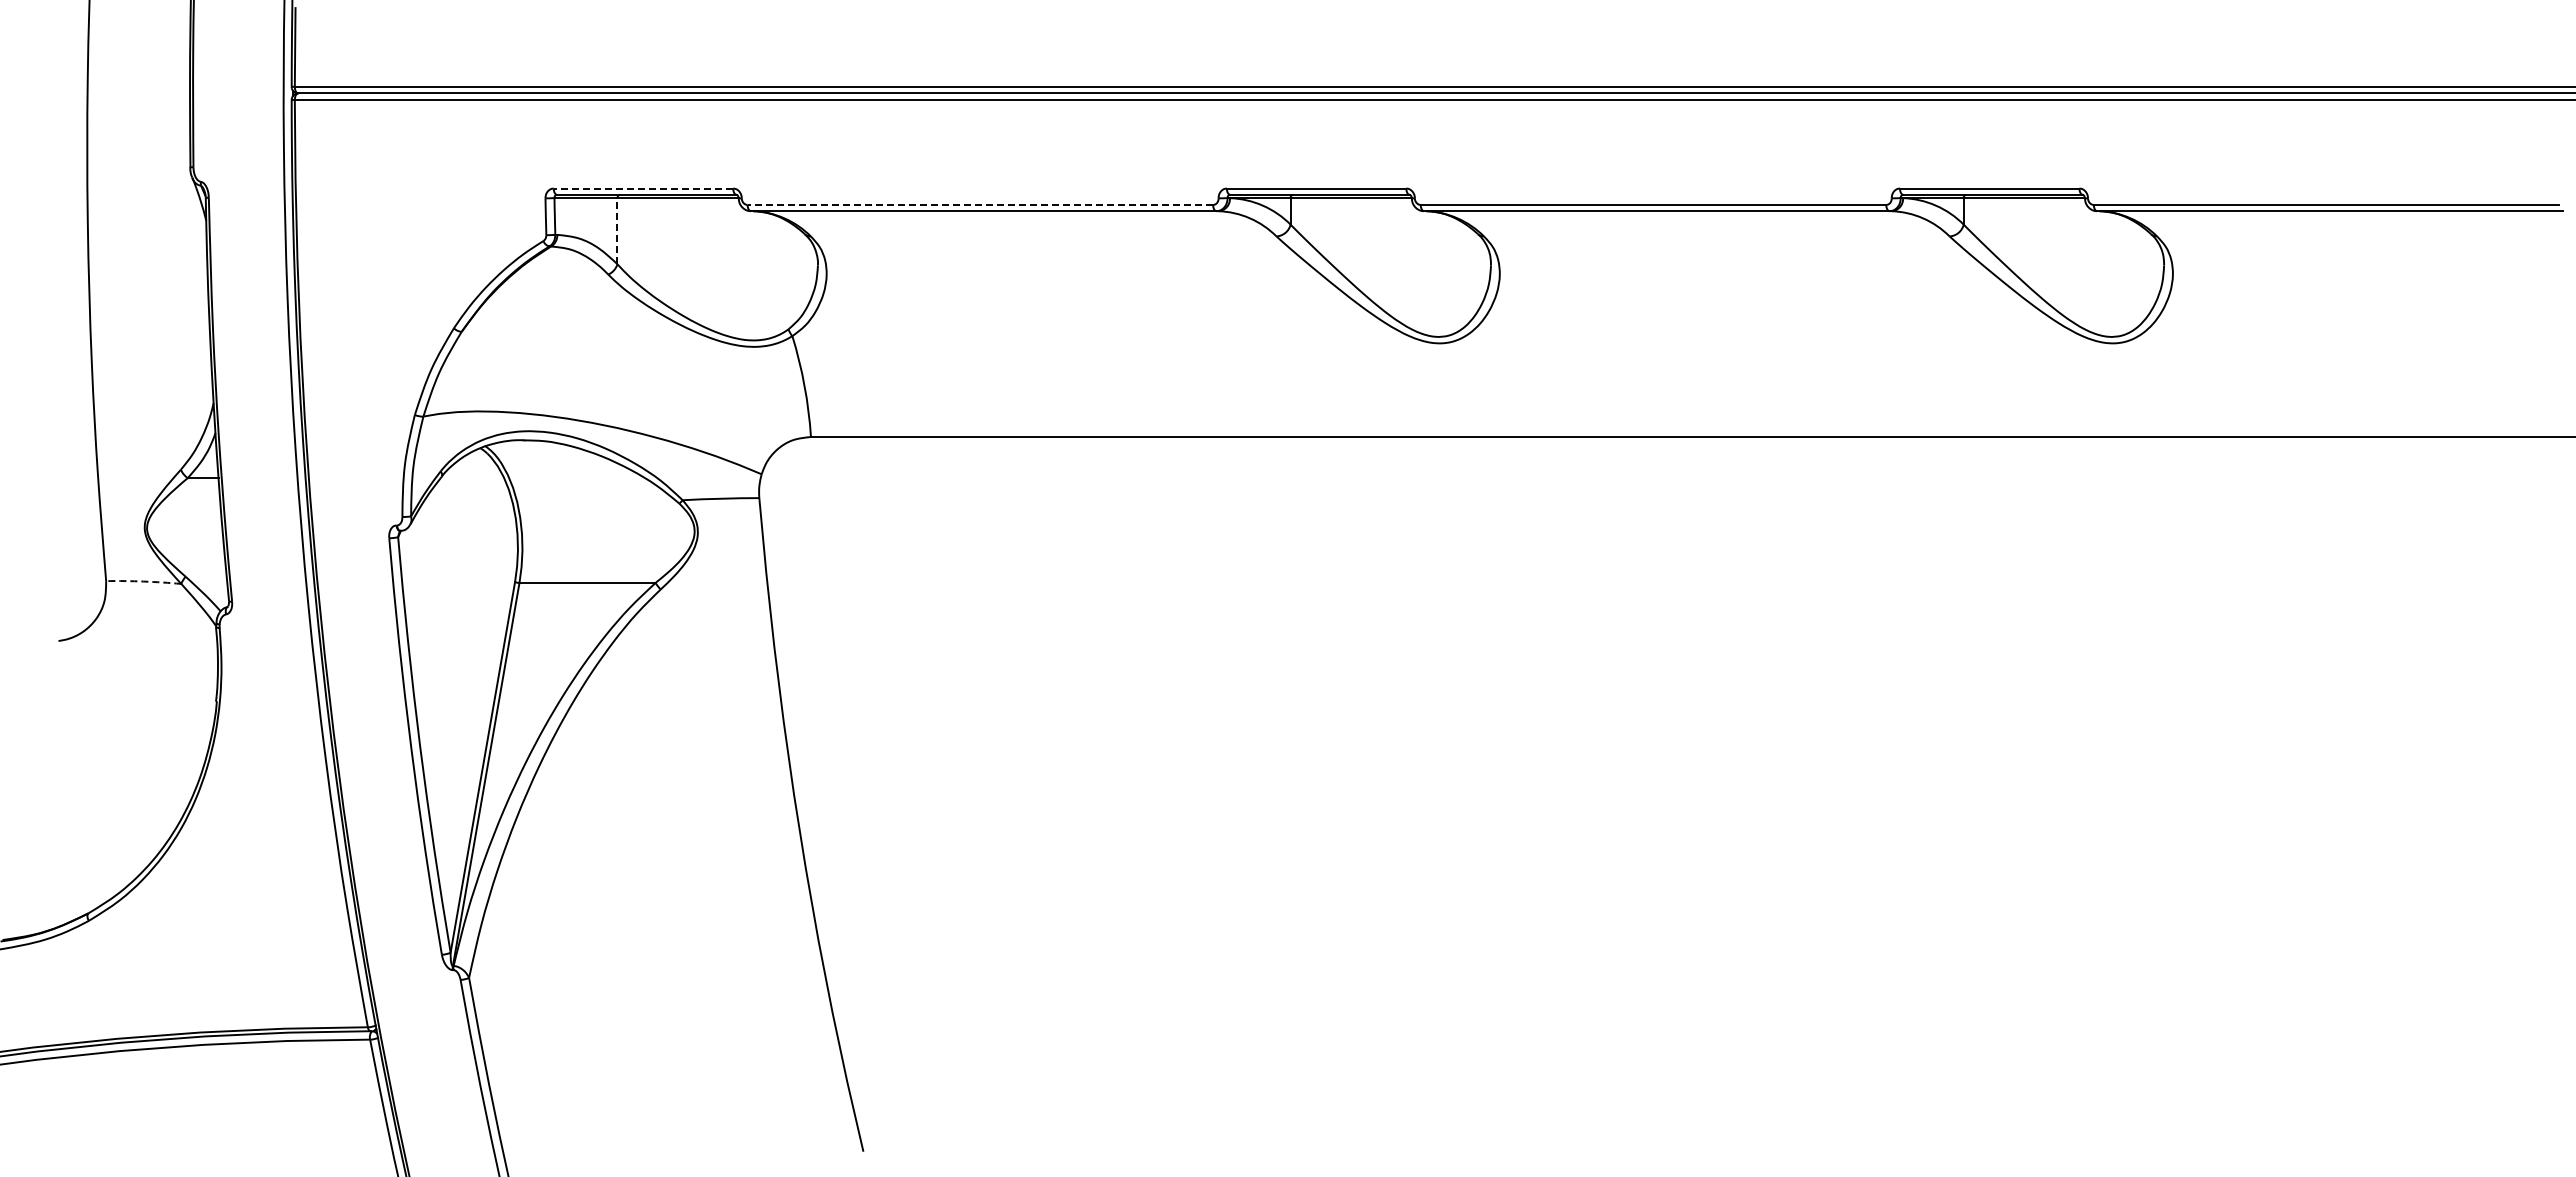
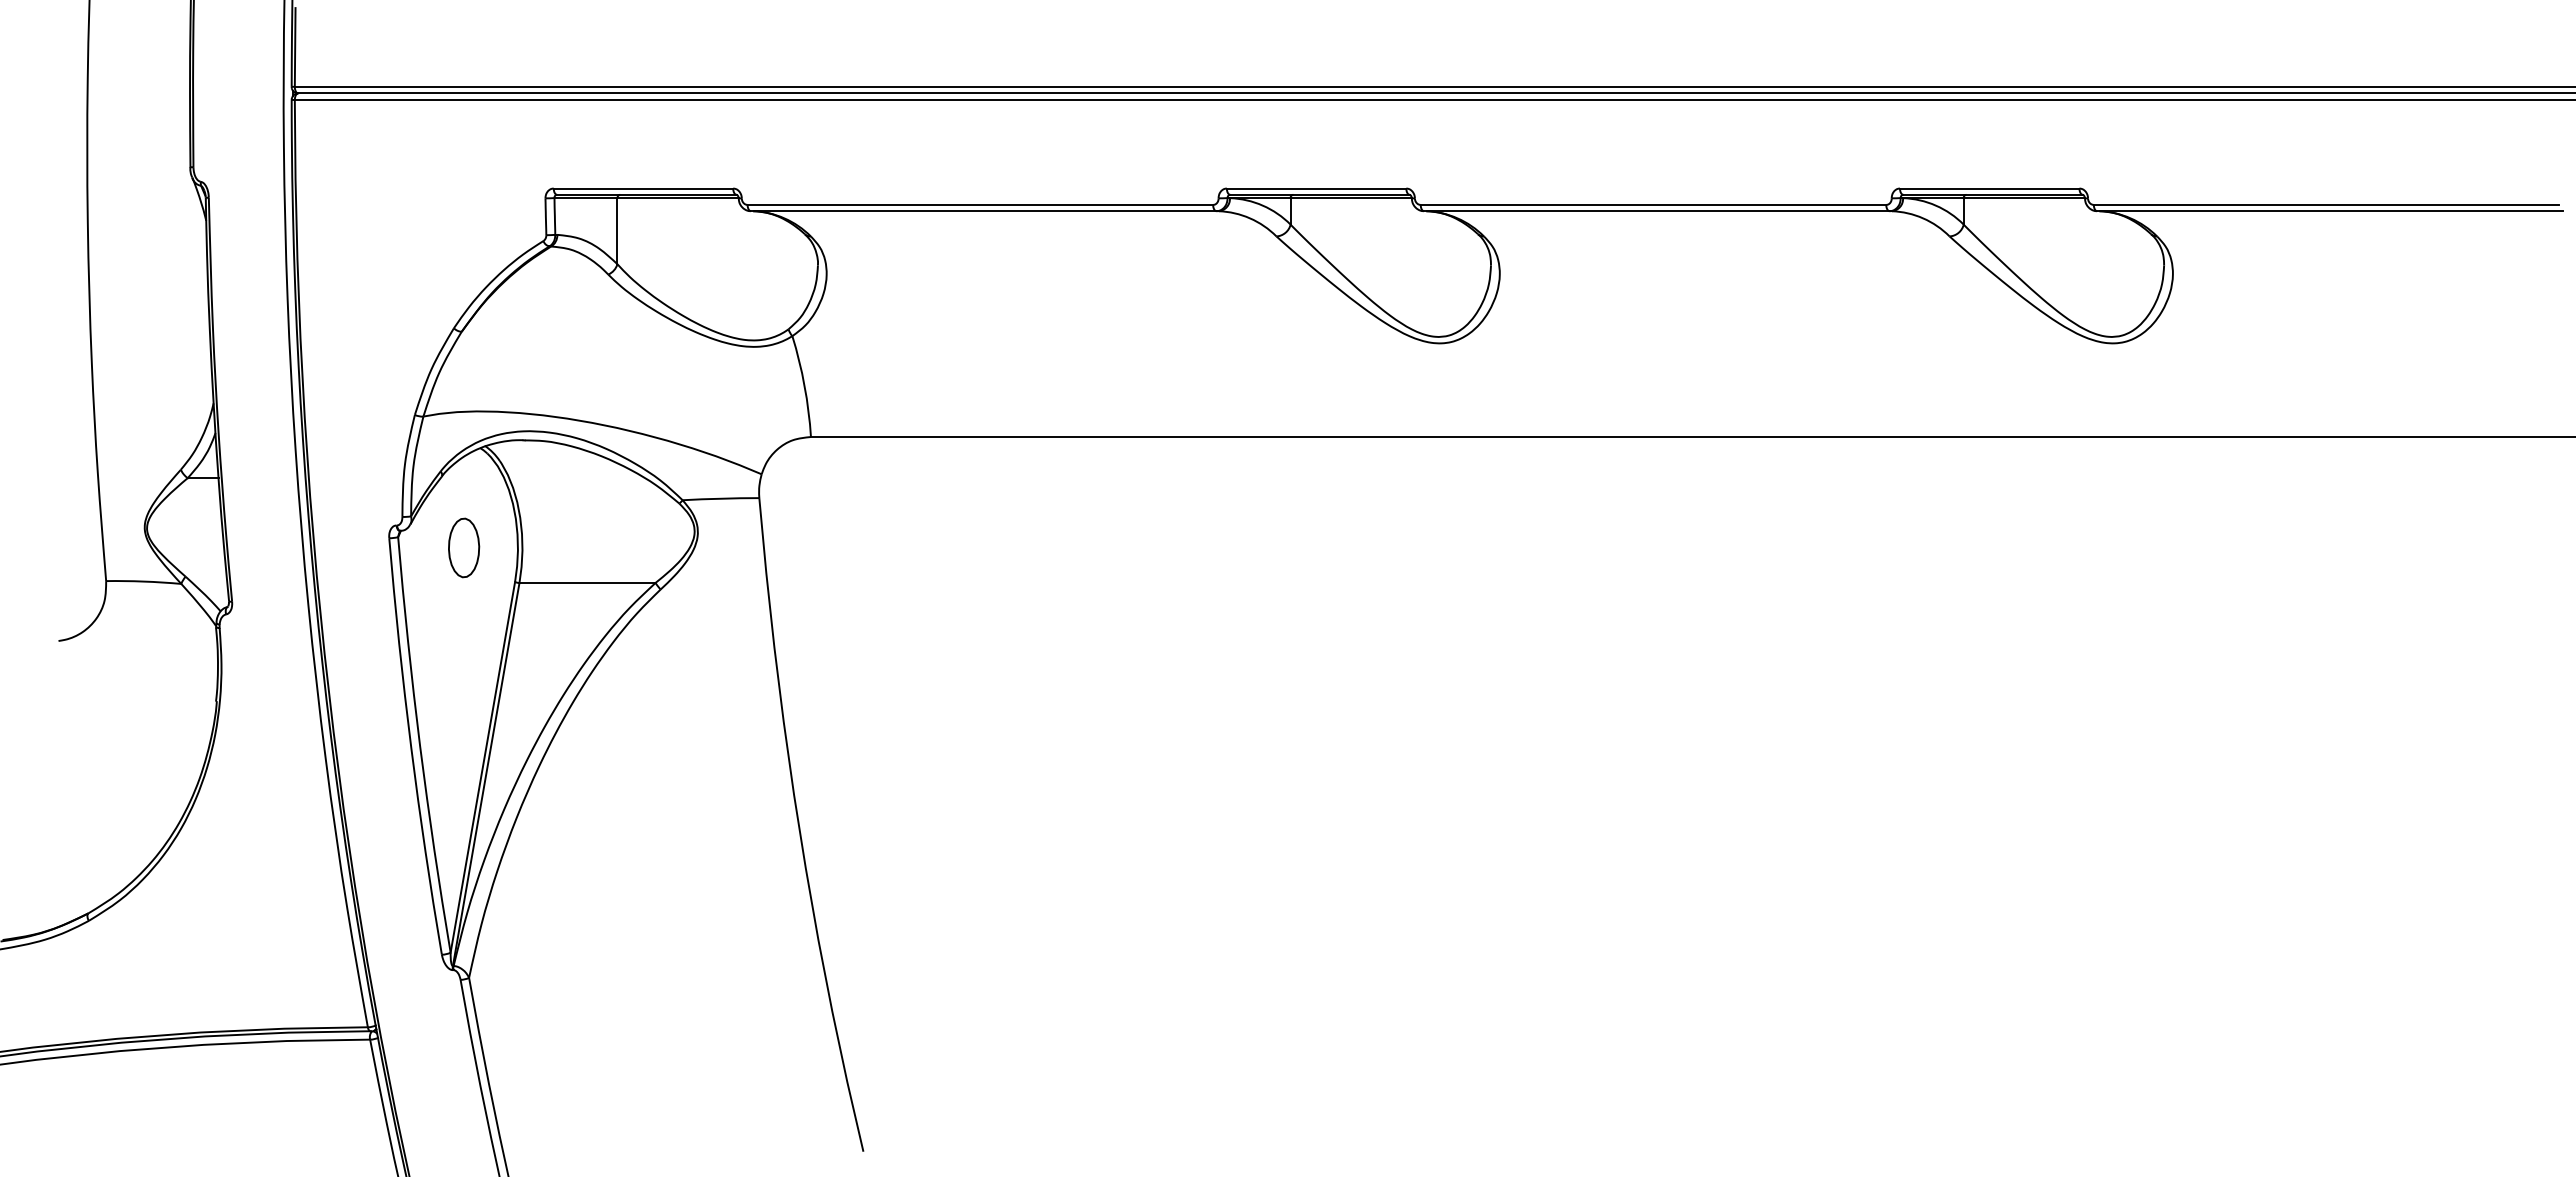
line: dashed -> solid (643, 188)
line: dashed -> solid (980, 204)
line: dashed -> solid (617, 230)
part: none -> present (464, 547)
arc: dashed -> solid (143, 581)
